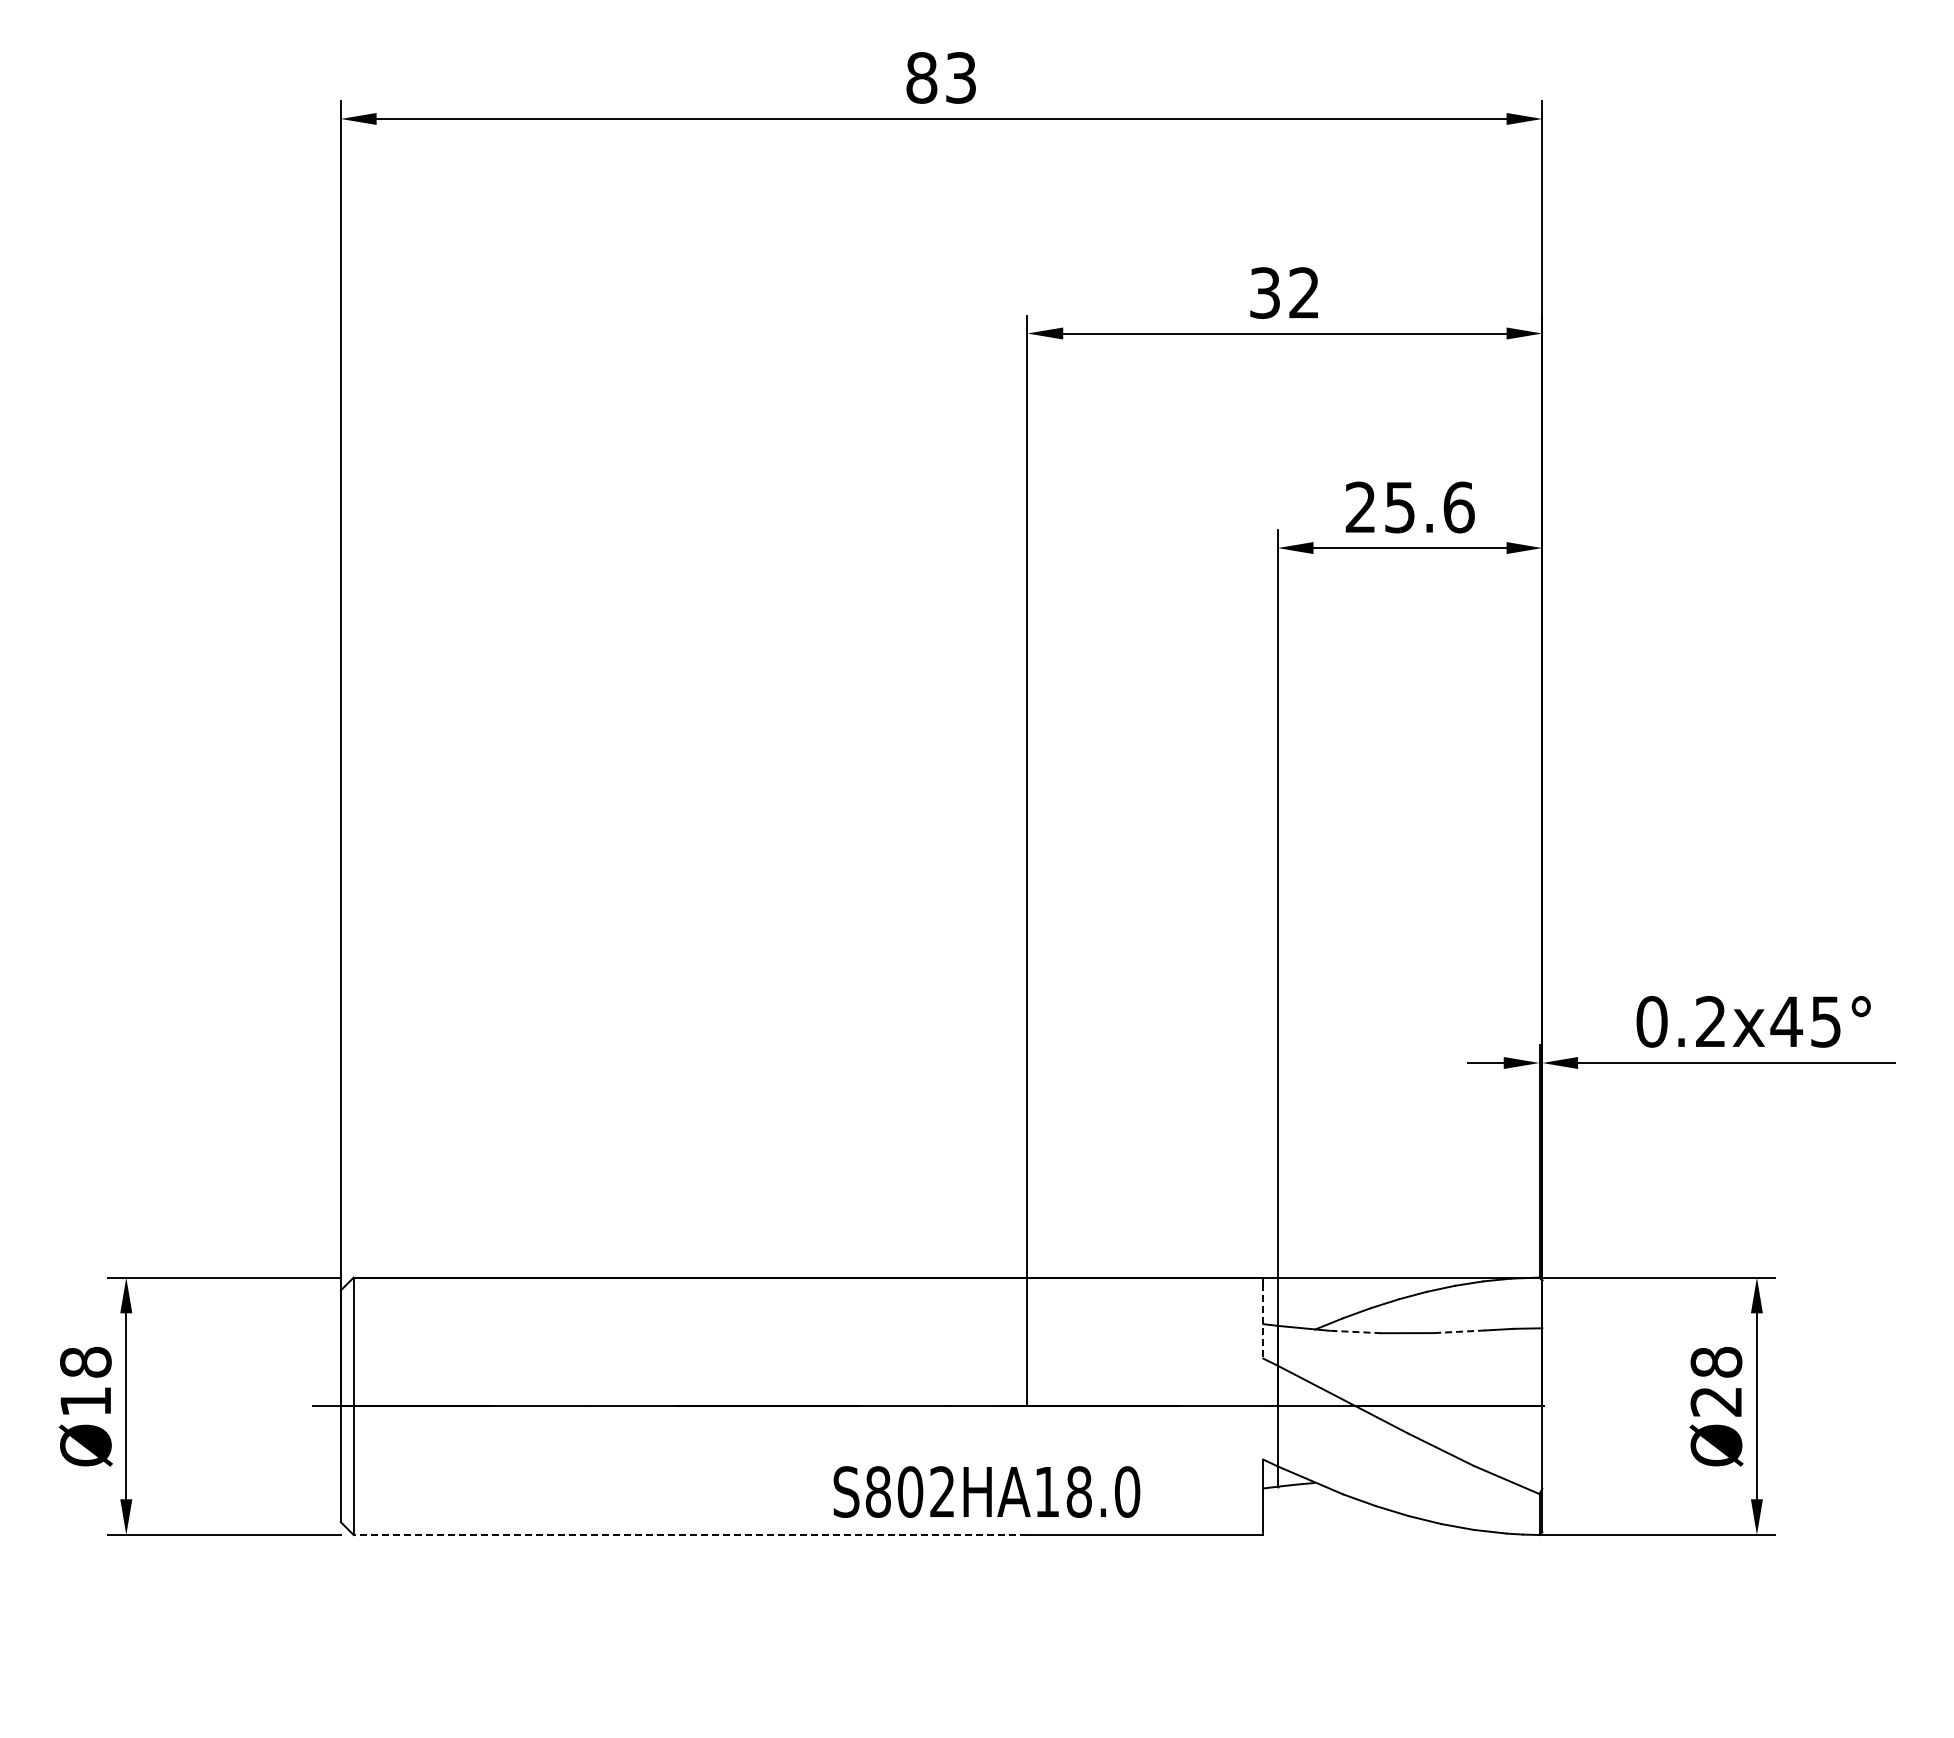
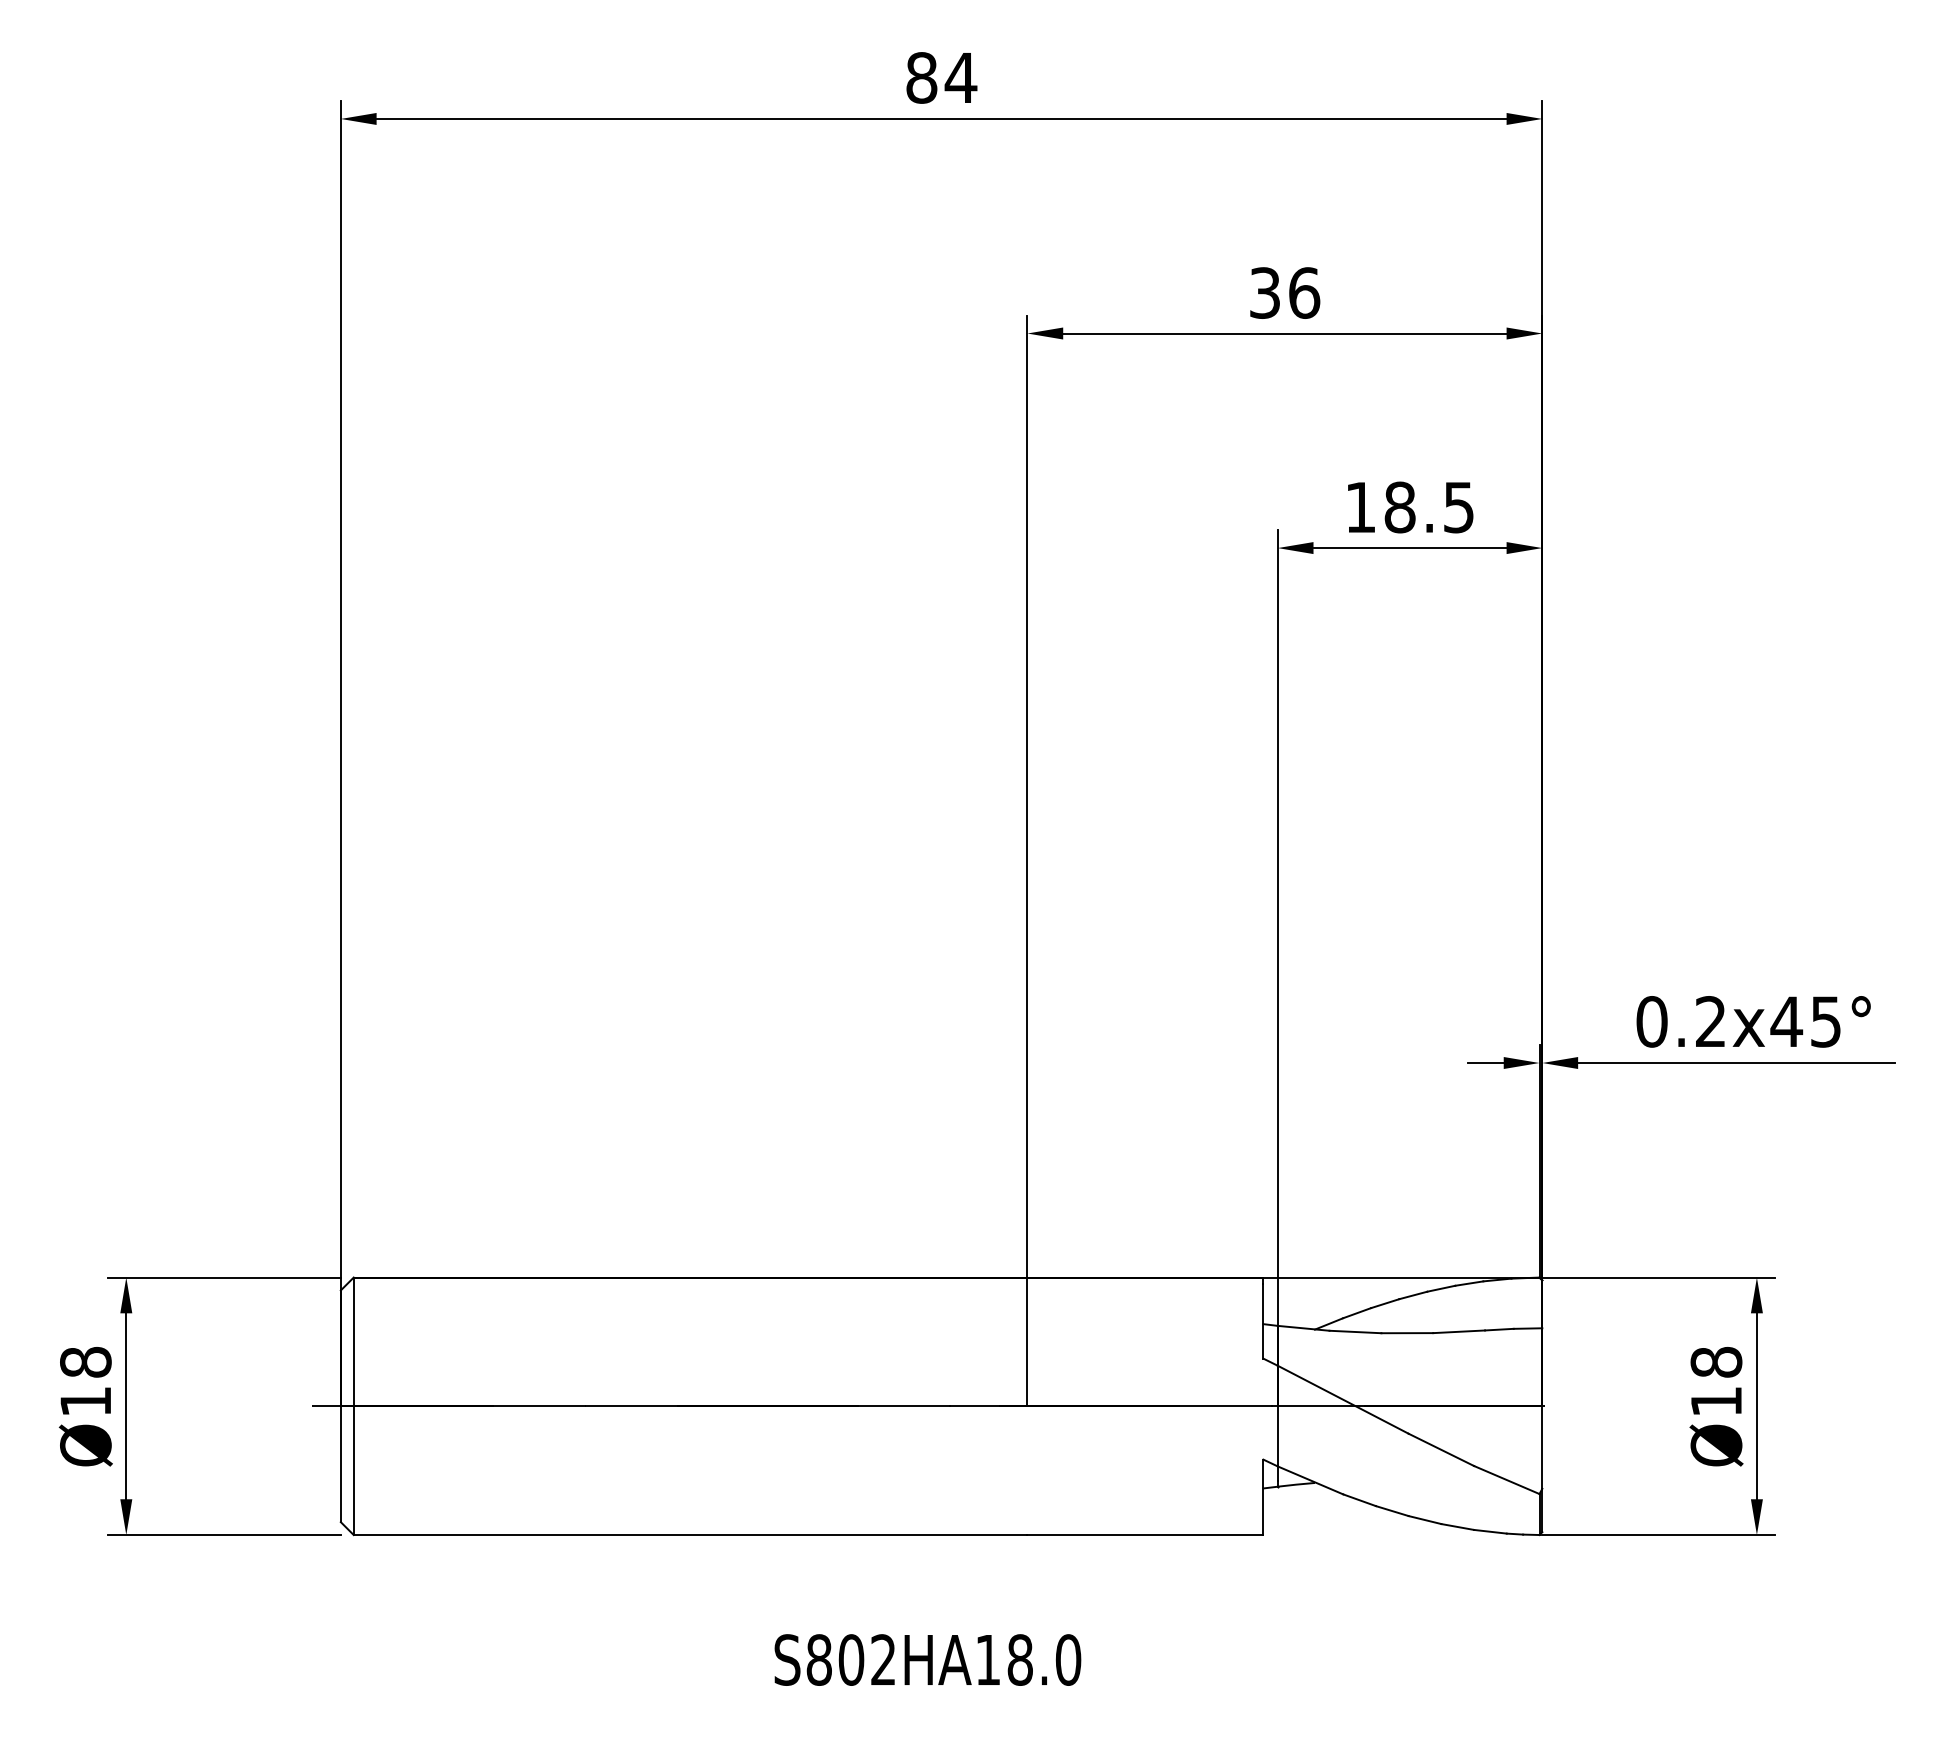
text: 83 -> 84 (960, 77)
text: 32 -> 36 (1304, 292)
text: 25.6 -> 18.5 (1409, 507)
line: dashed -> solid (1263, 1321)
line: dashed -> solid (1459, 1331)
line: dashed -> solid (1355, 1332)
text: Ø28 -> Ø18 (1715, 1401)
text position: (986, 1491) -> (927, 1659) (927, 1659)
line: dashed -> solid (690, 1535)
